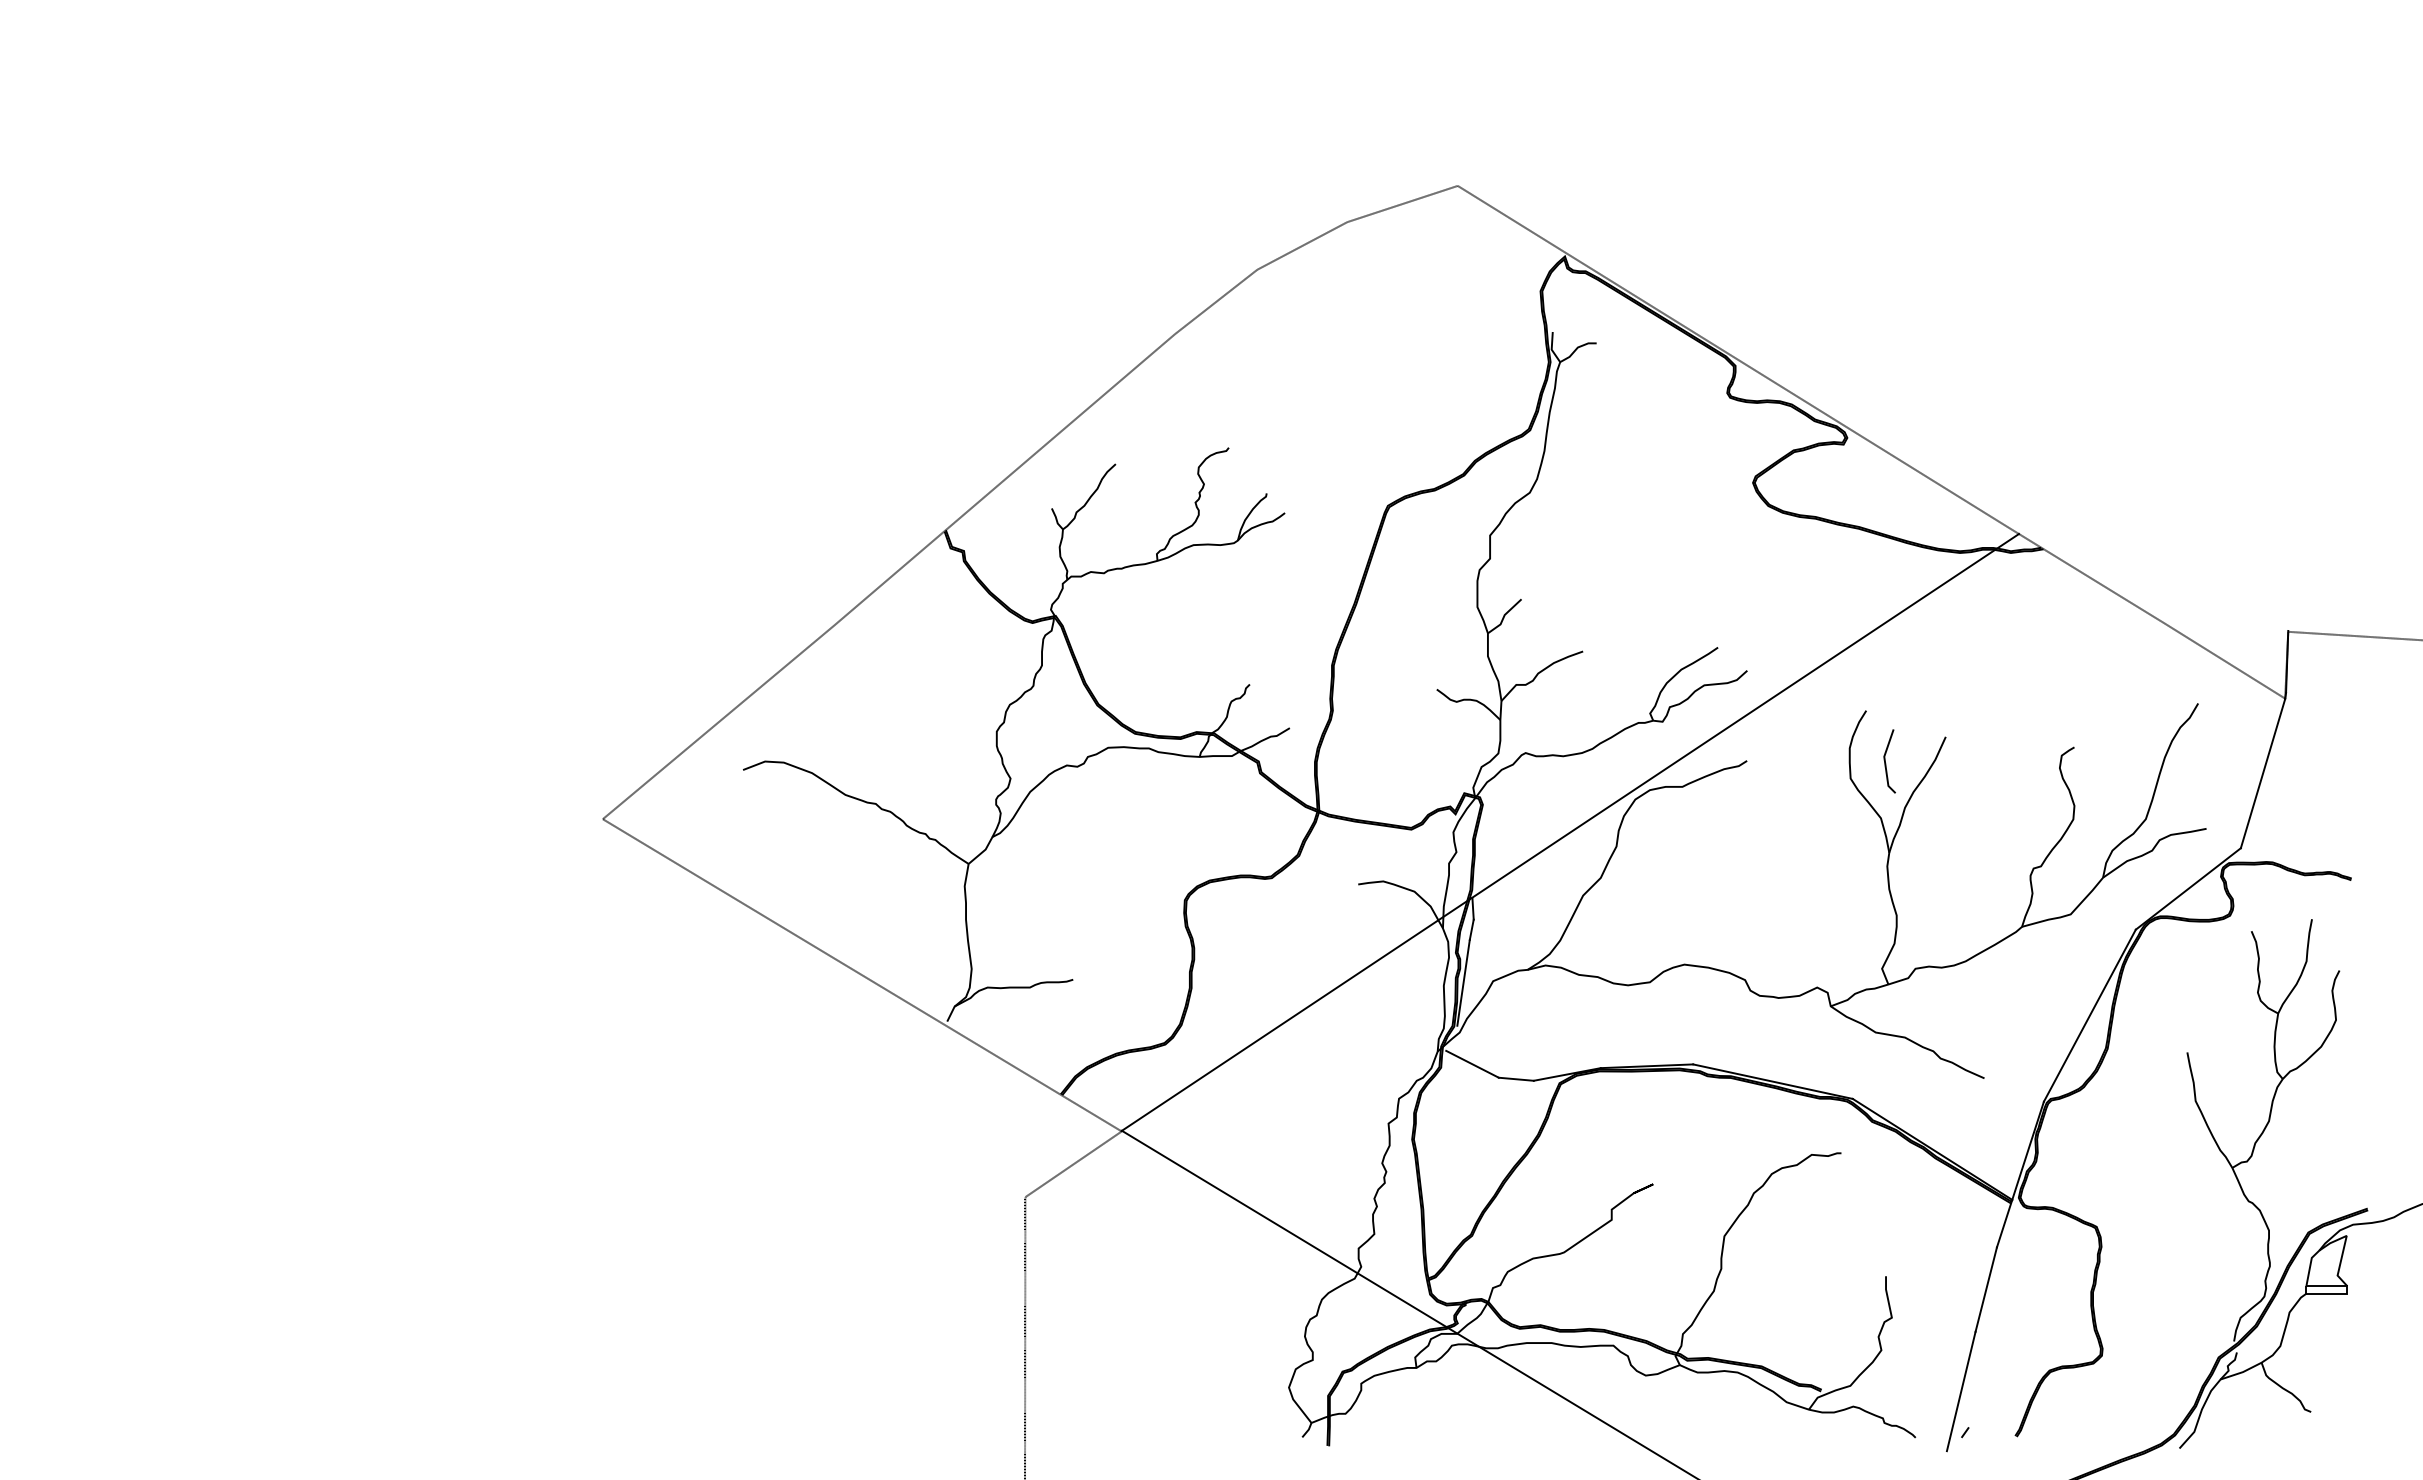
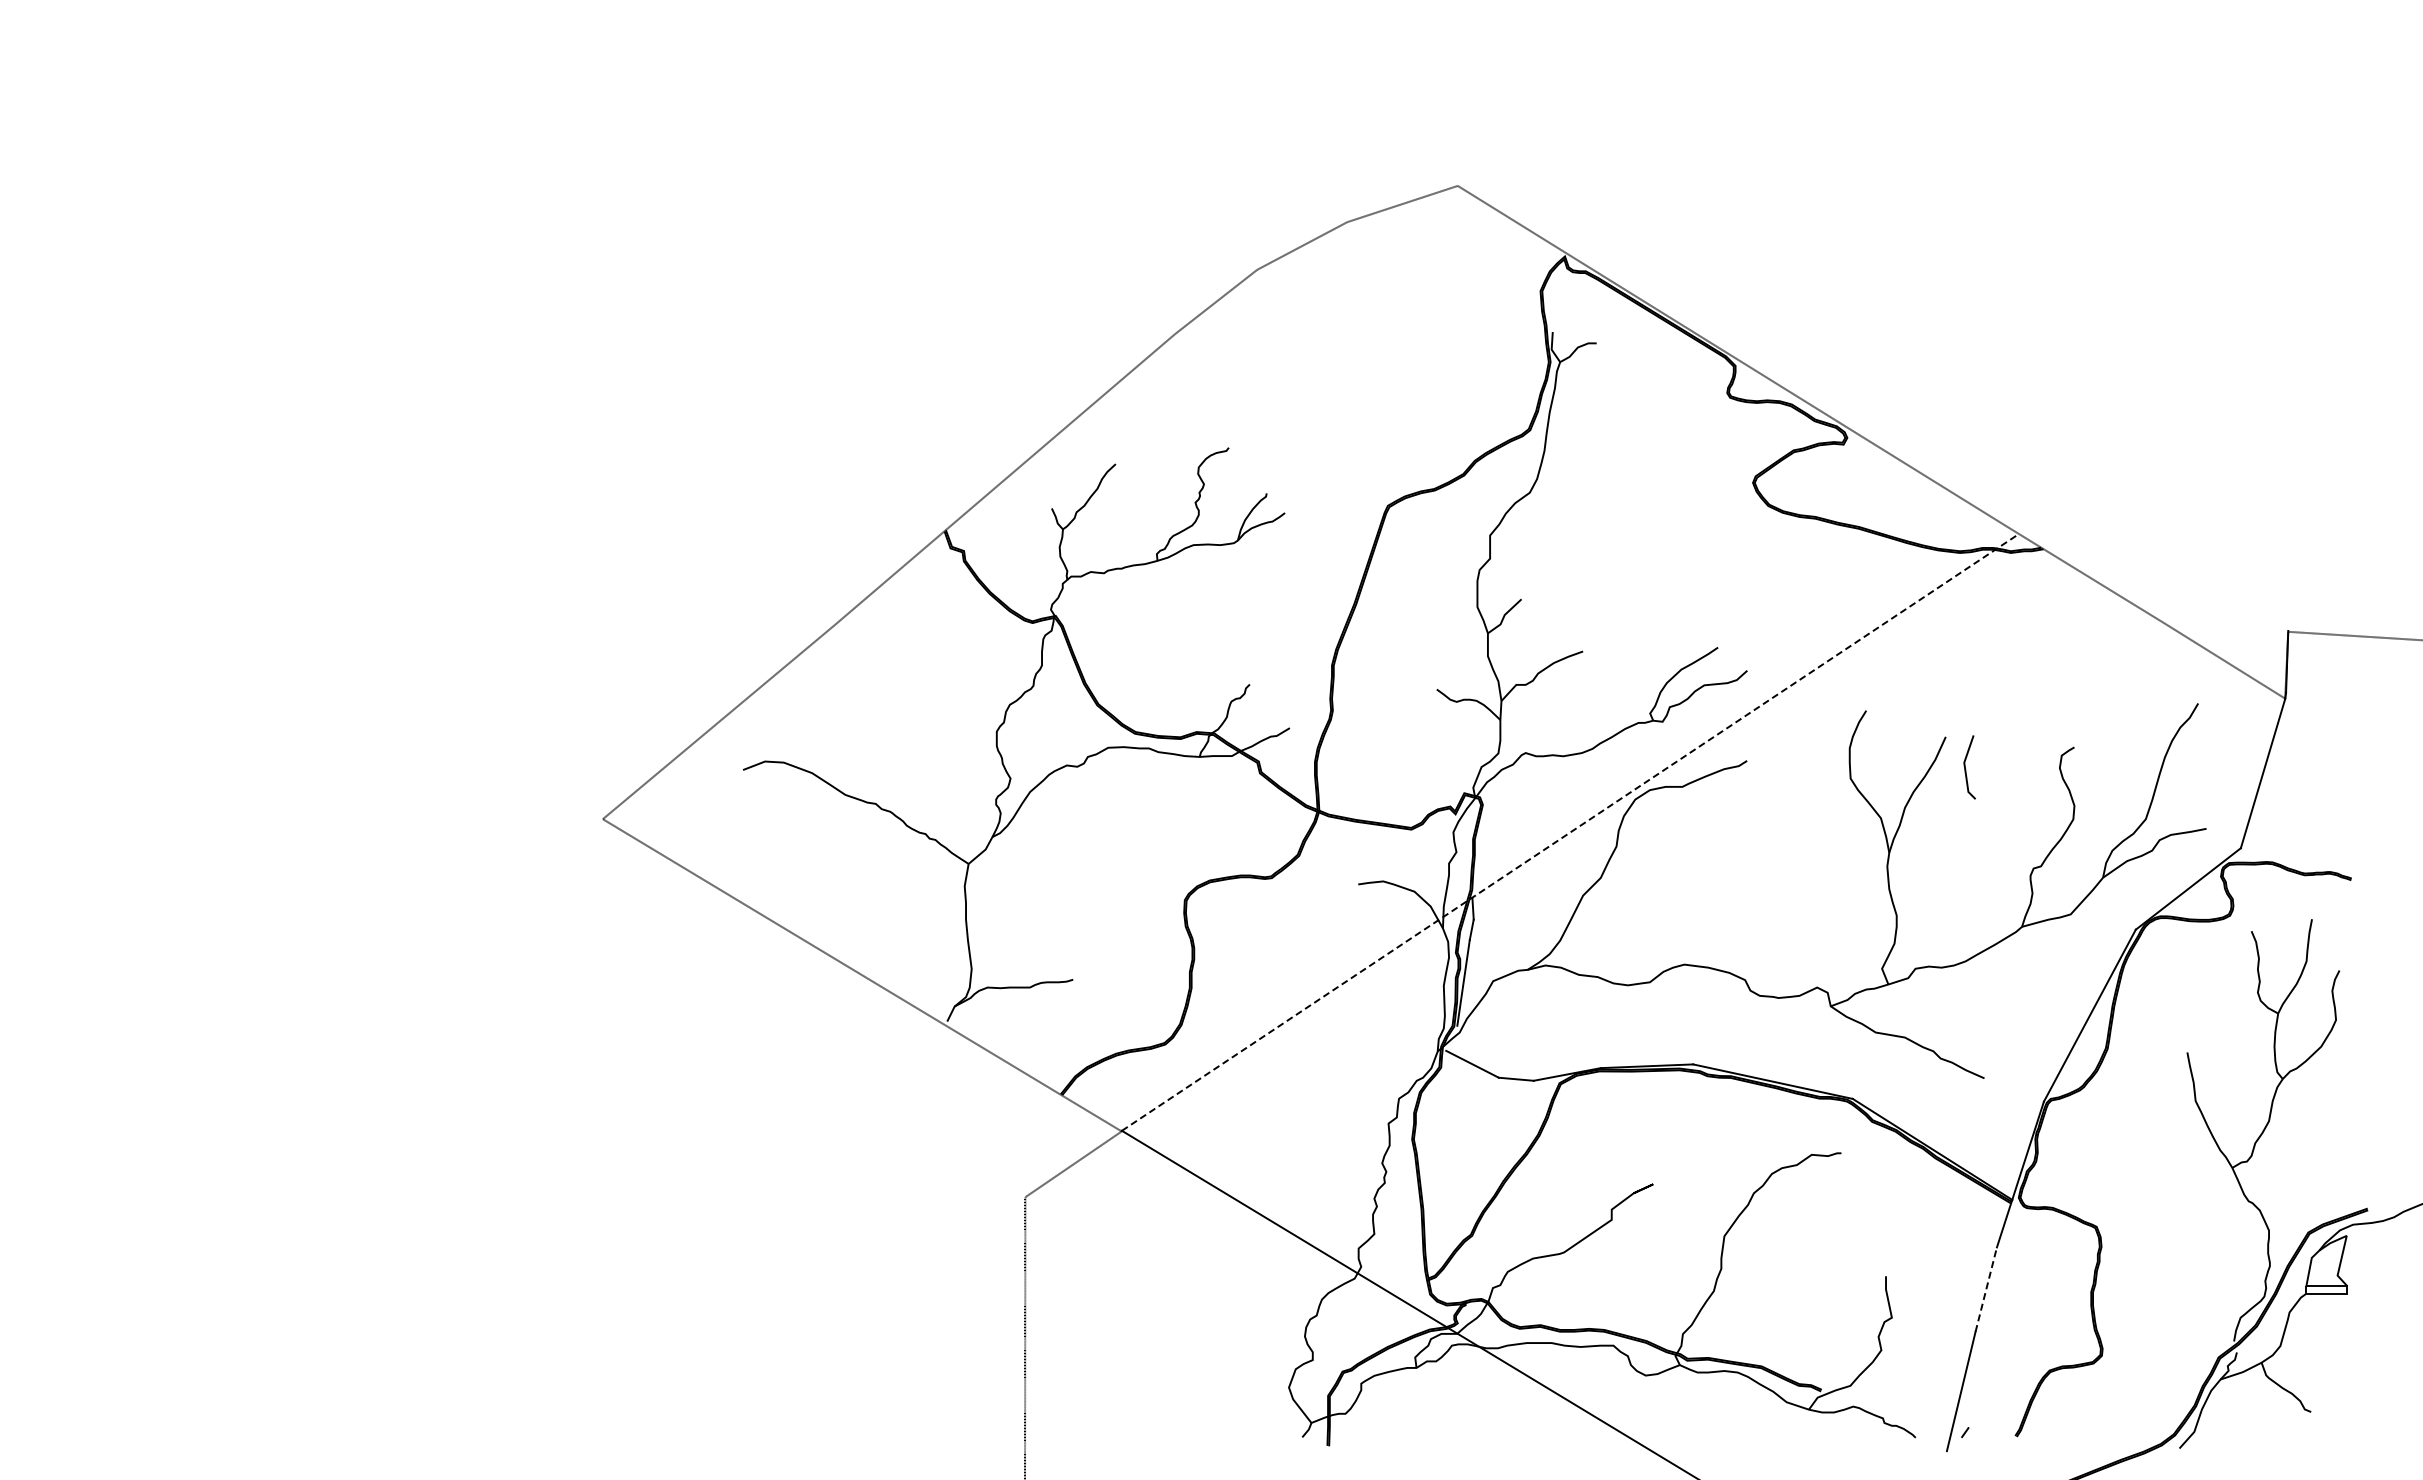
line position: (1886, 763) -> (1966, 769) (1966, 769)
line: solid -> dashed (1570, 832)
line: solid -> dashed (1986, 1289)
